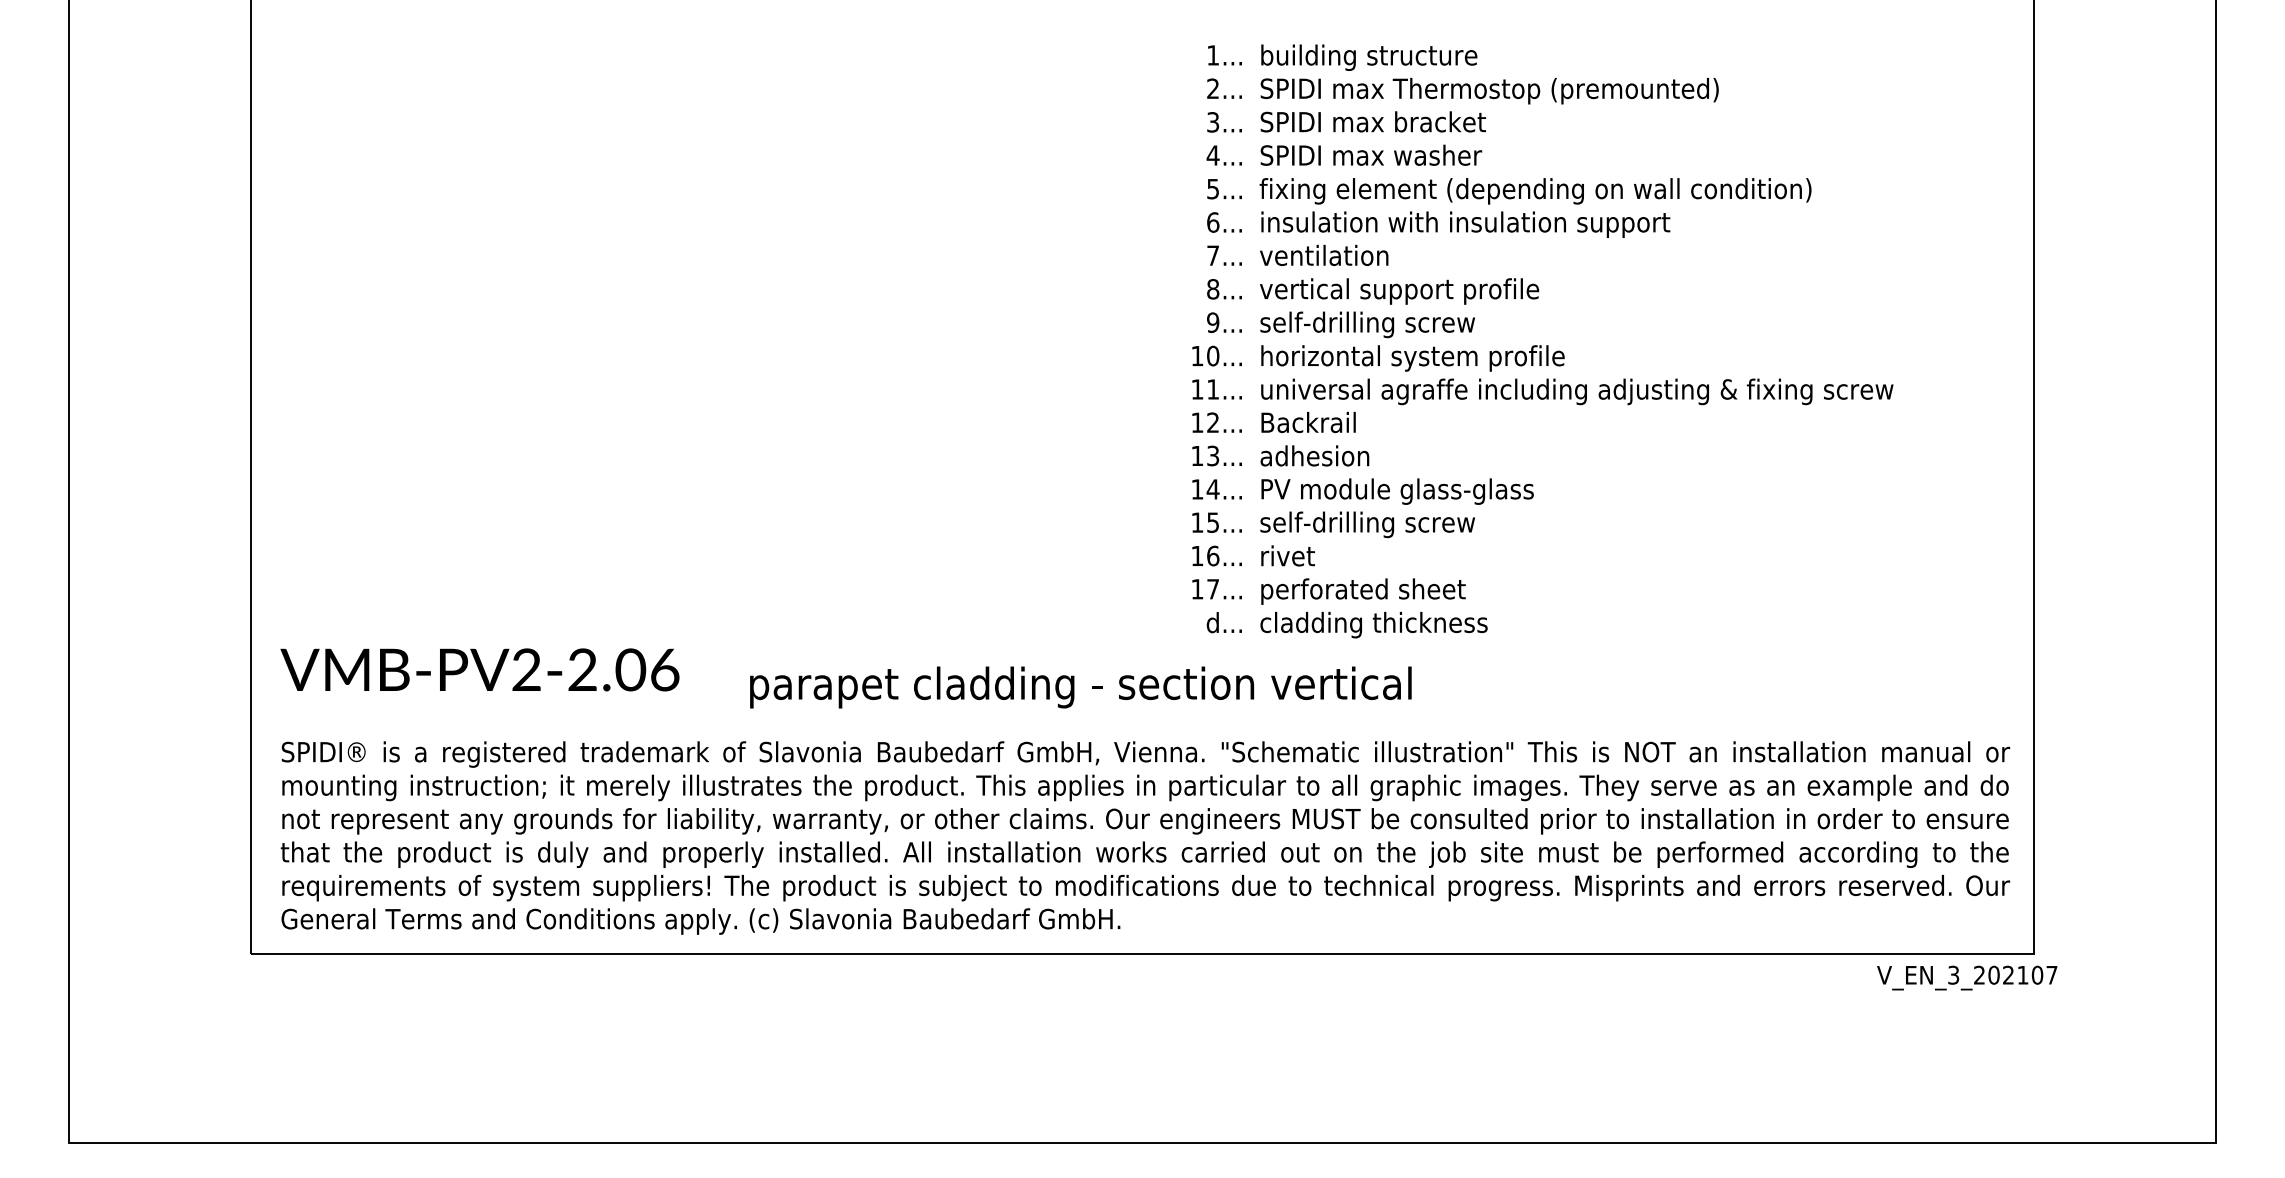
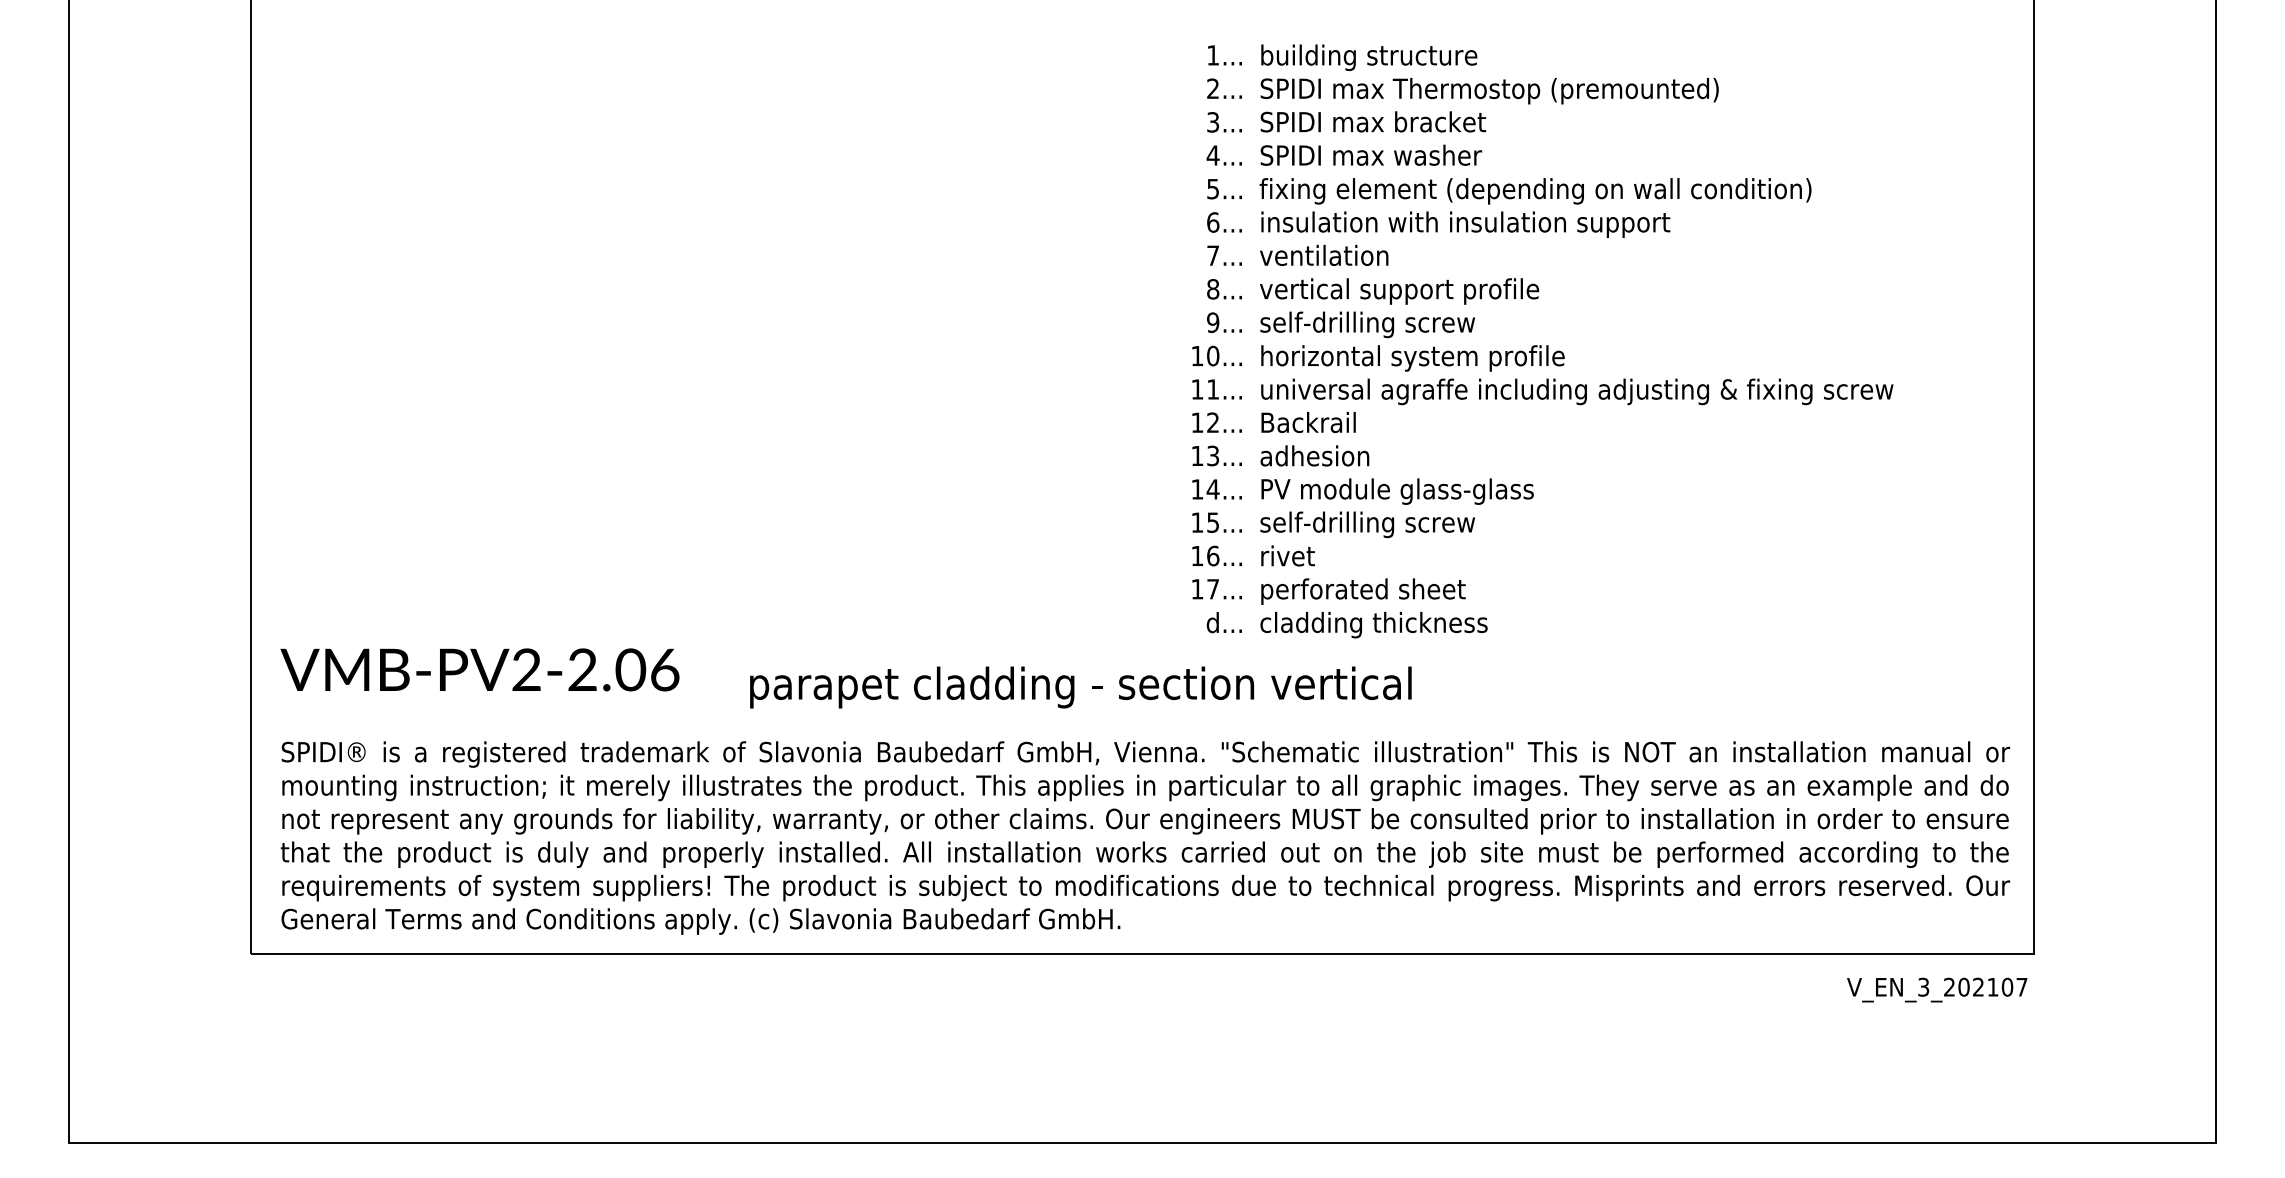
text position: (1967, 977) -> (1937, 989) (1937, 989)
